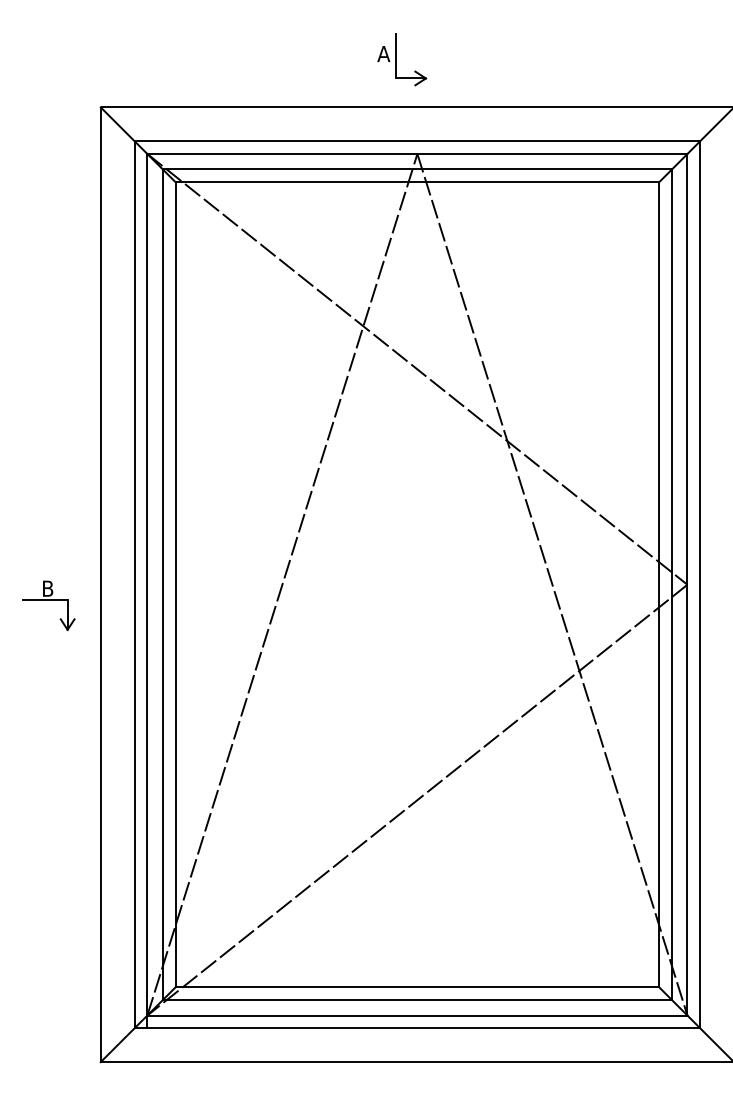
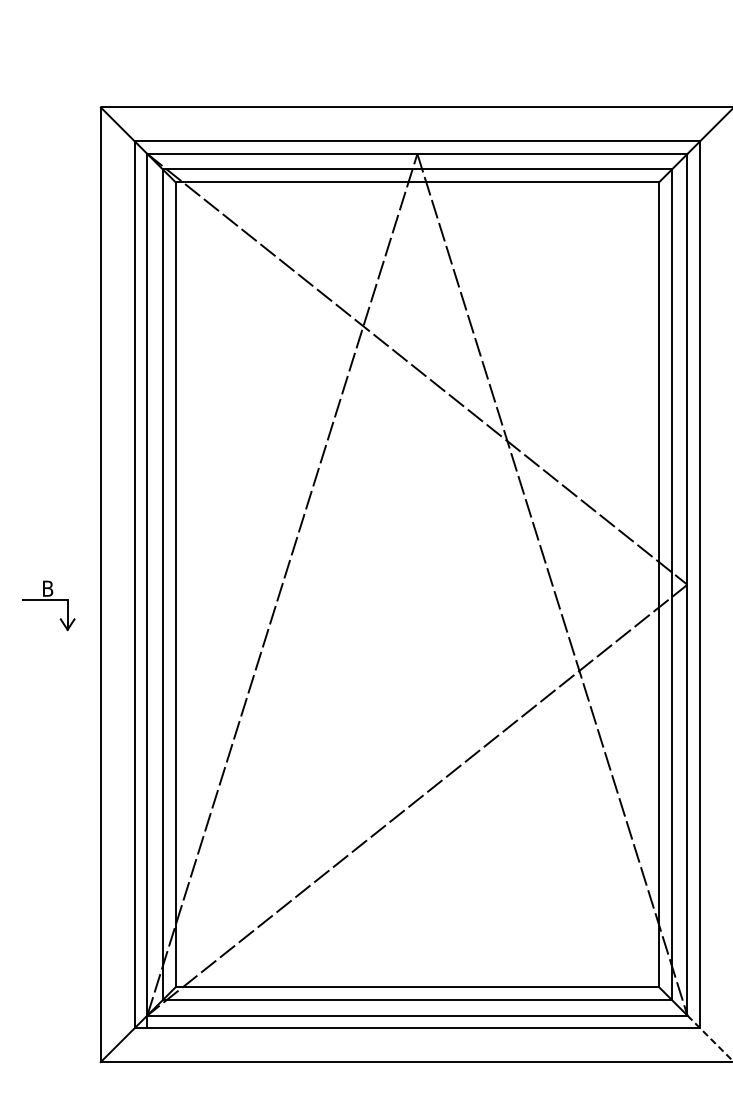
part: present -> none (402, 59)
line: solid -> dashed (710, 1038)
